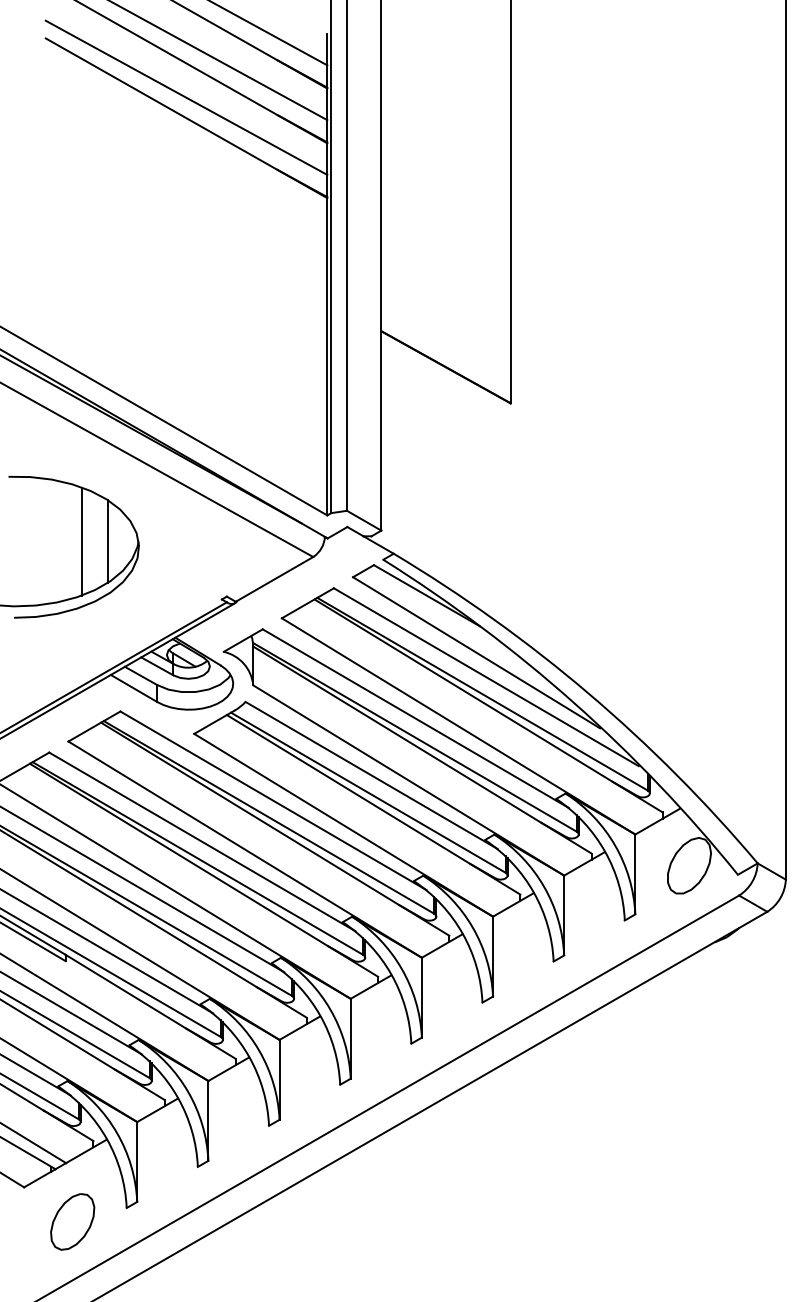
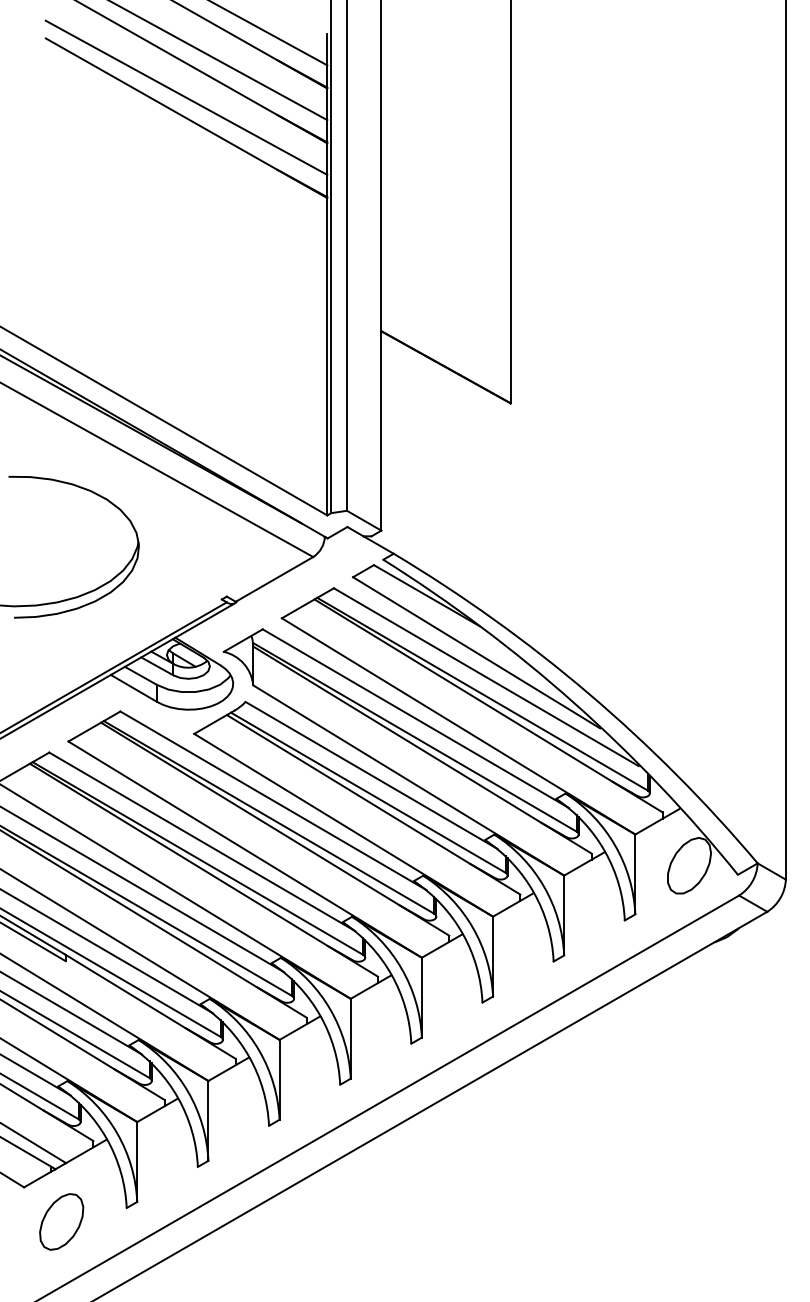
line: present -> none (81, 541)
line: present -> none (108, 541)
part position: (72, 1221) -> (61, 1221) (61, 1221)
